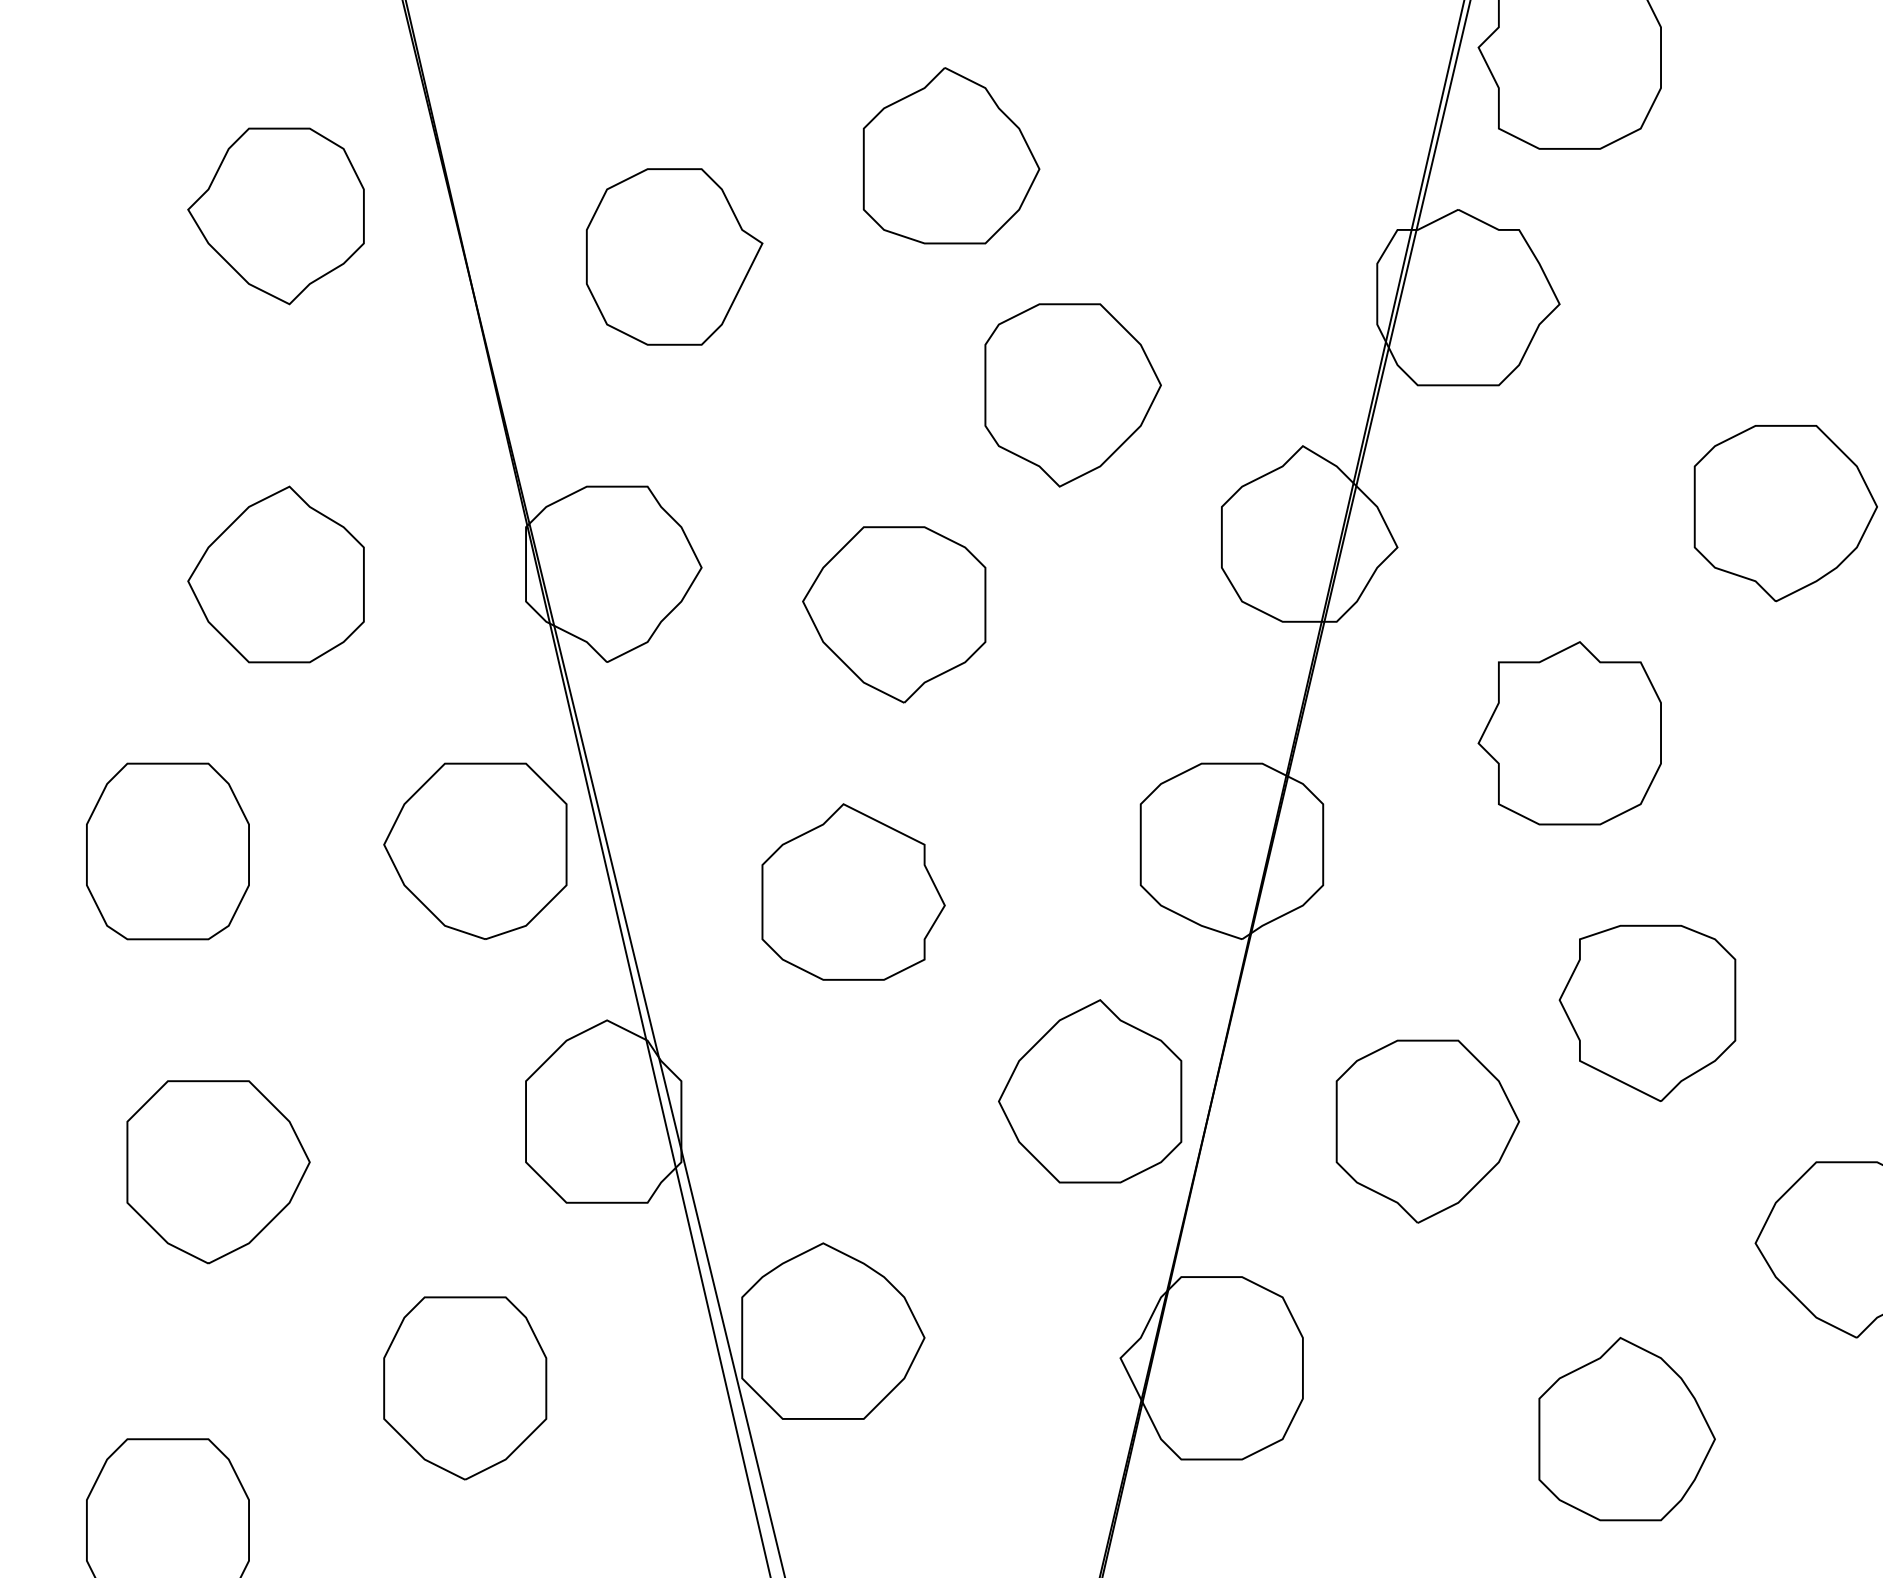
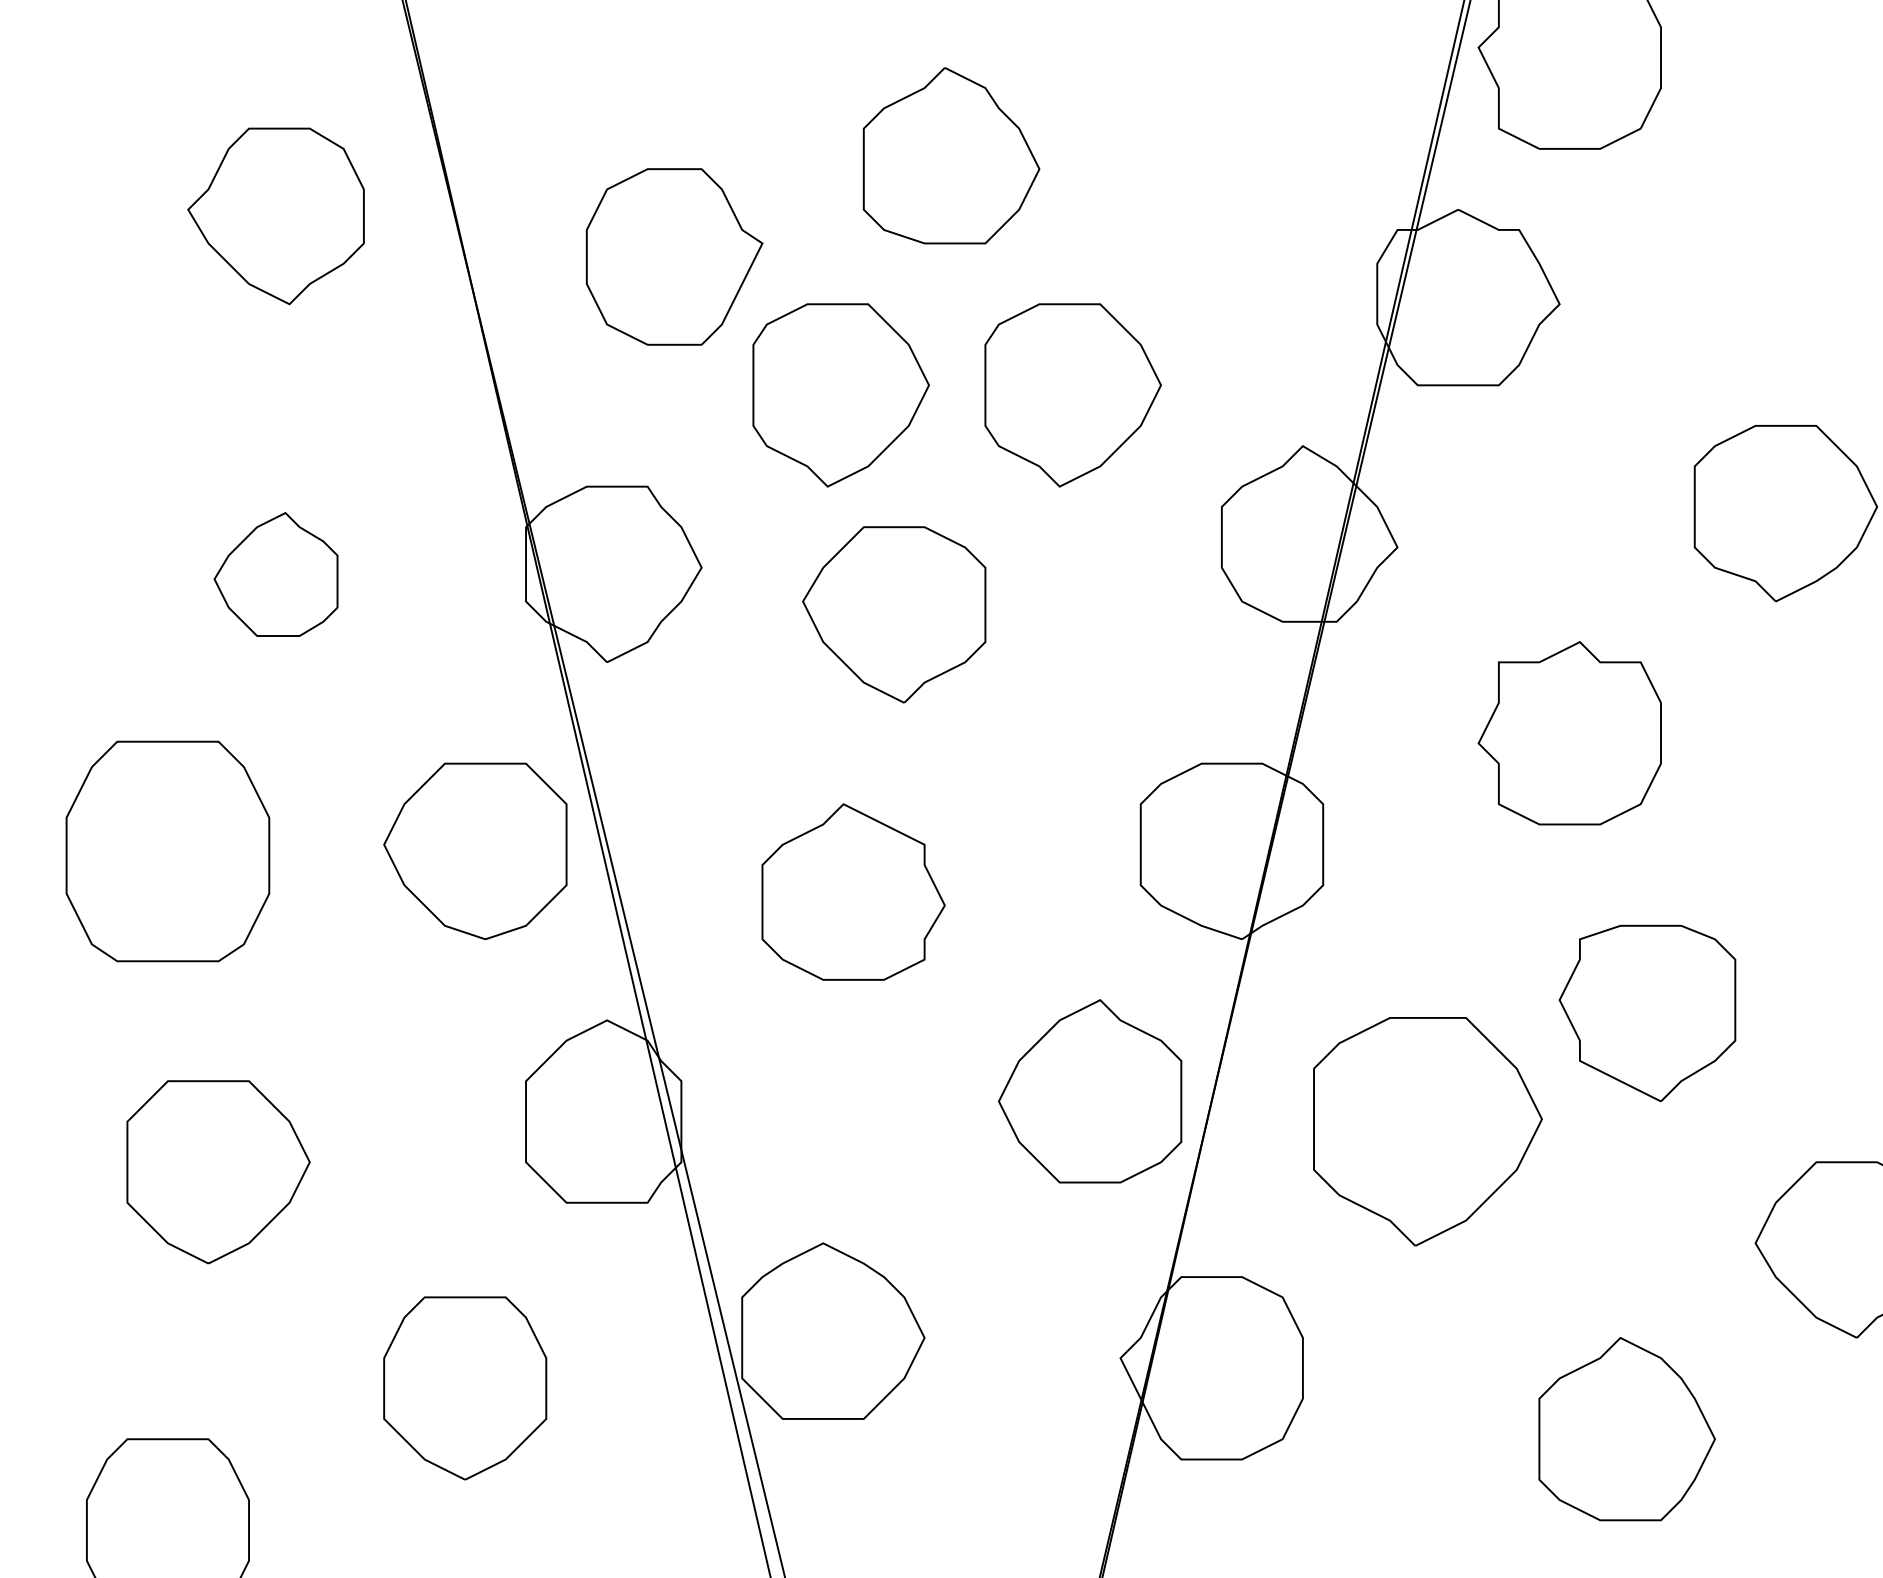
part: none -> present (840, 395)
part size: 178x179 px -> 126x125 px (275, 574)
part size: 164x179 px -> 206x223 px (167, 851)
part size: 185x185 px -> 230x230 px (1427, 1131)
